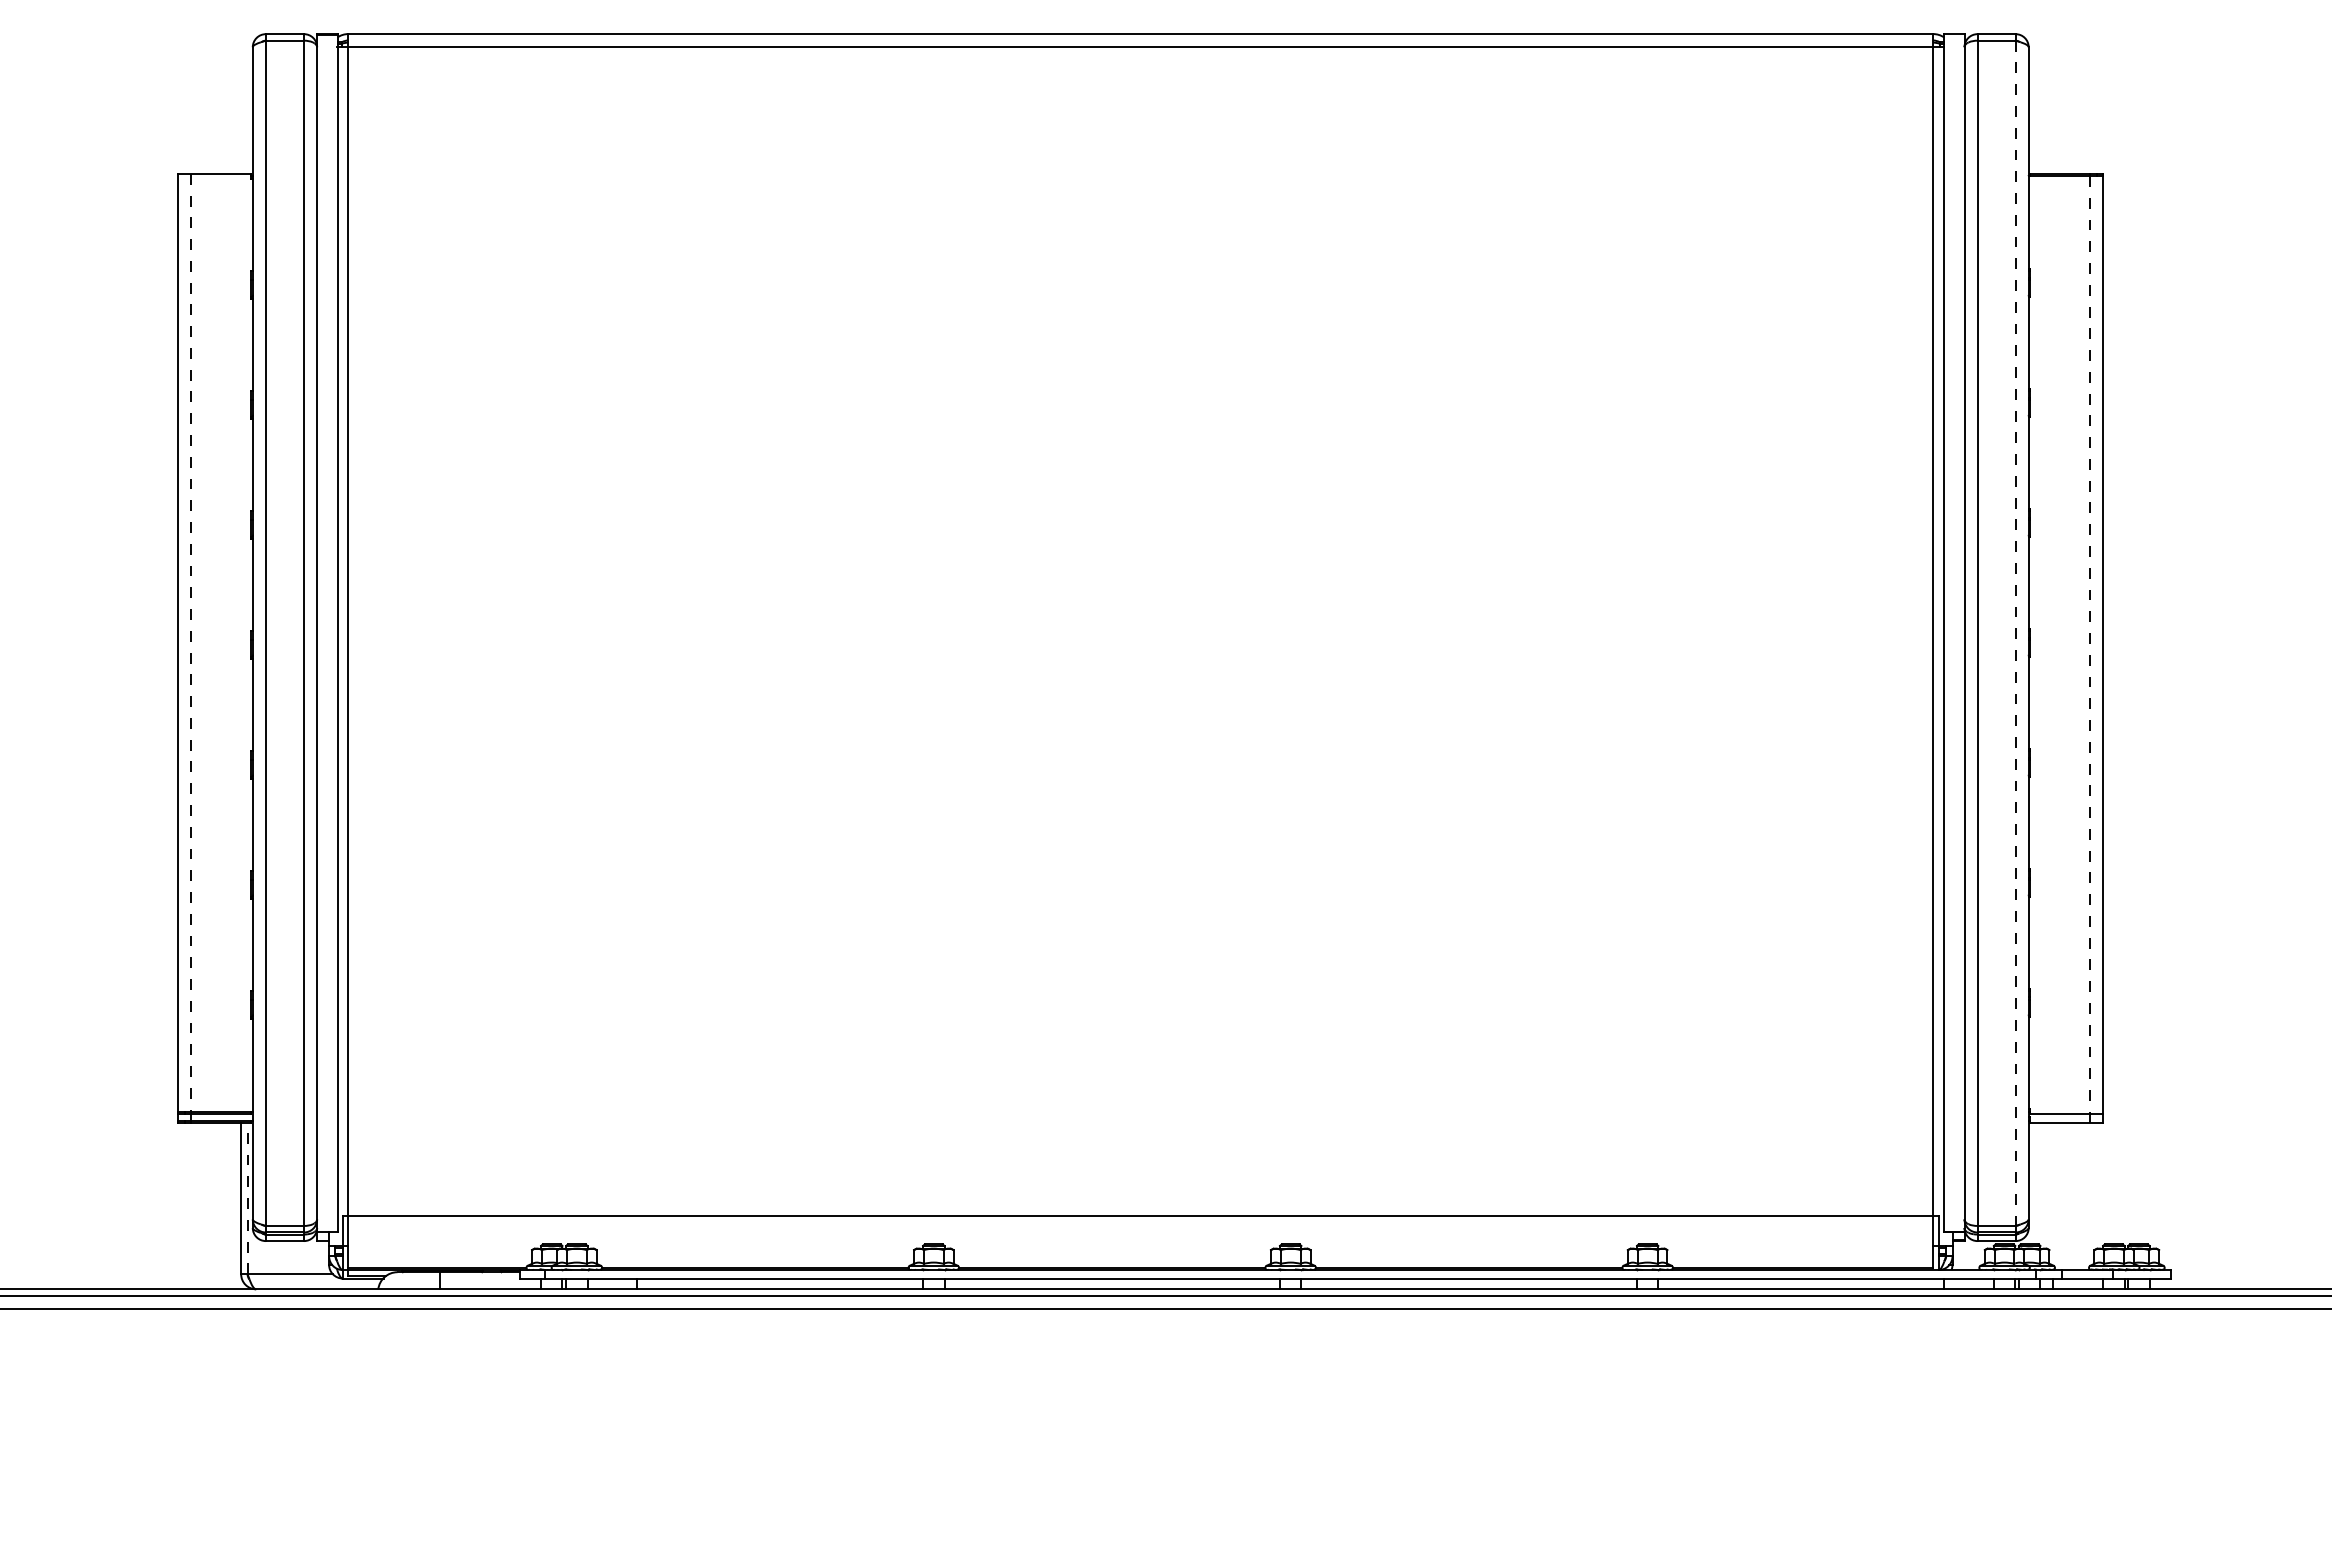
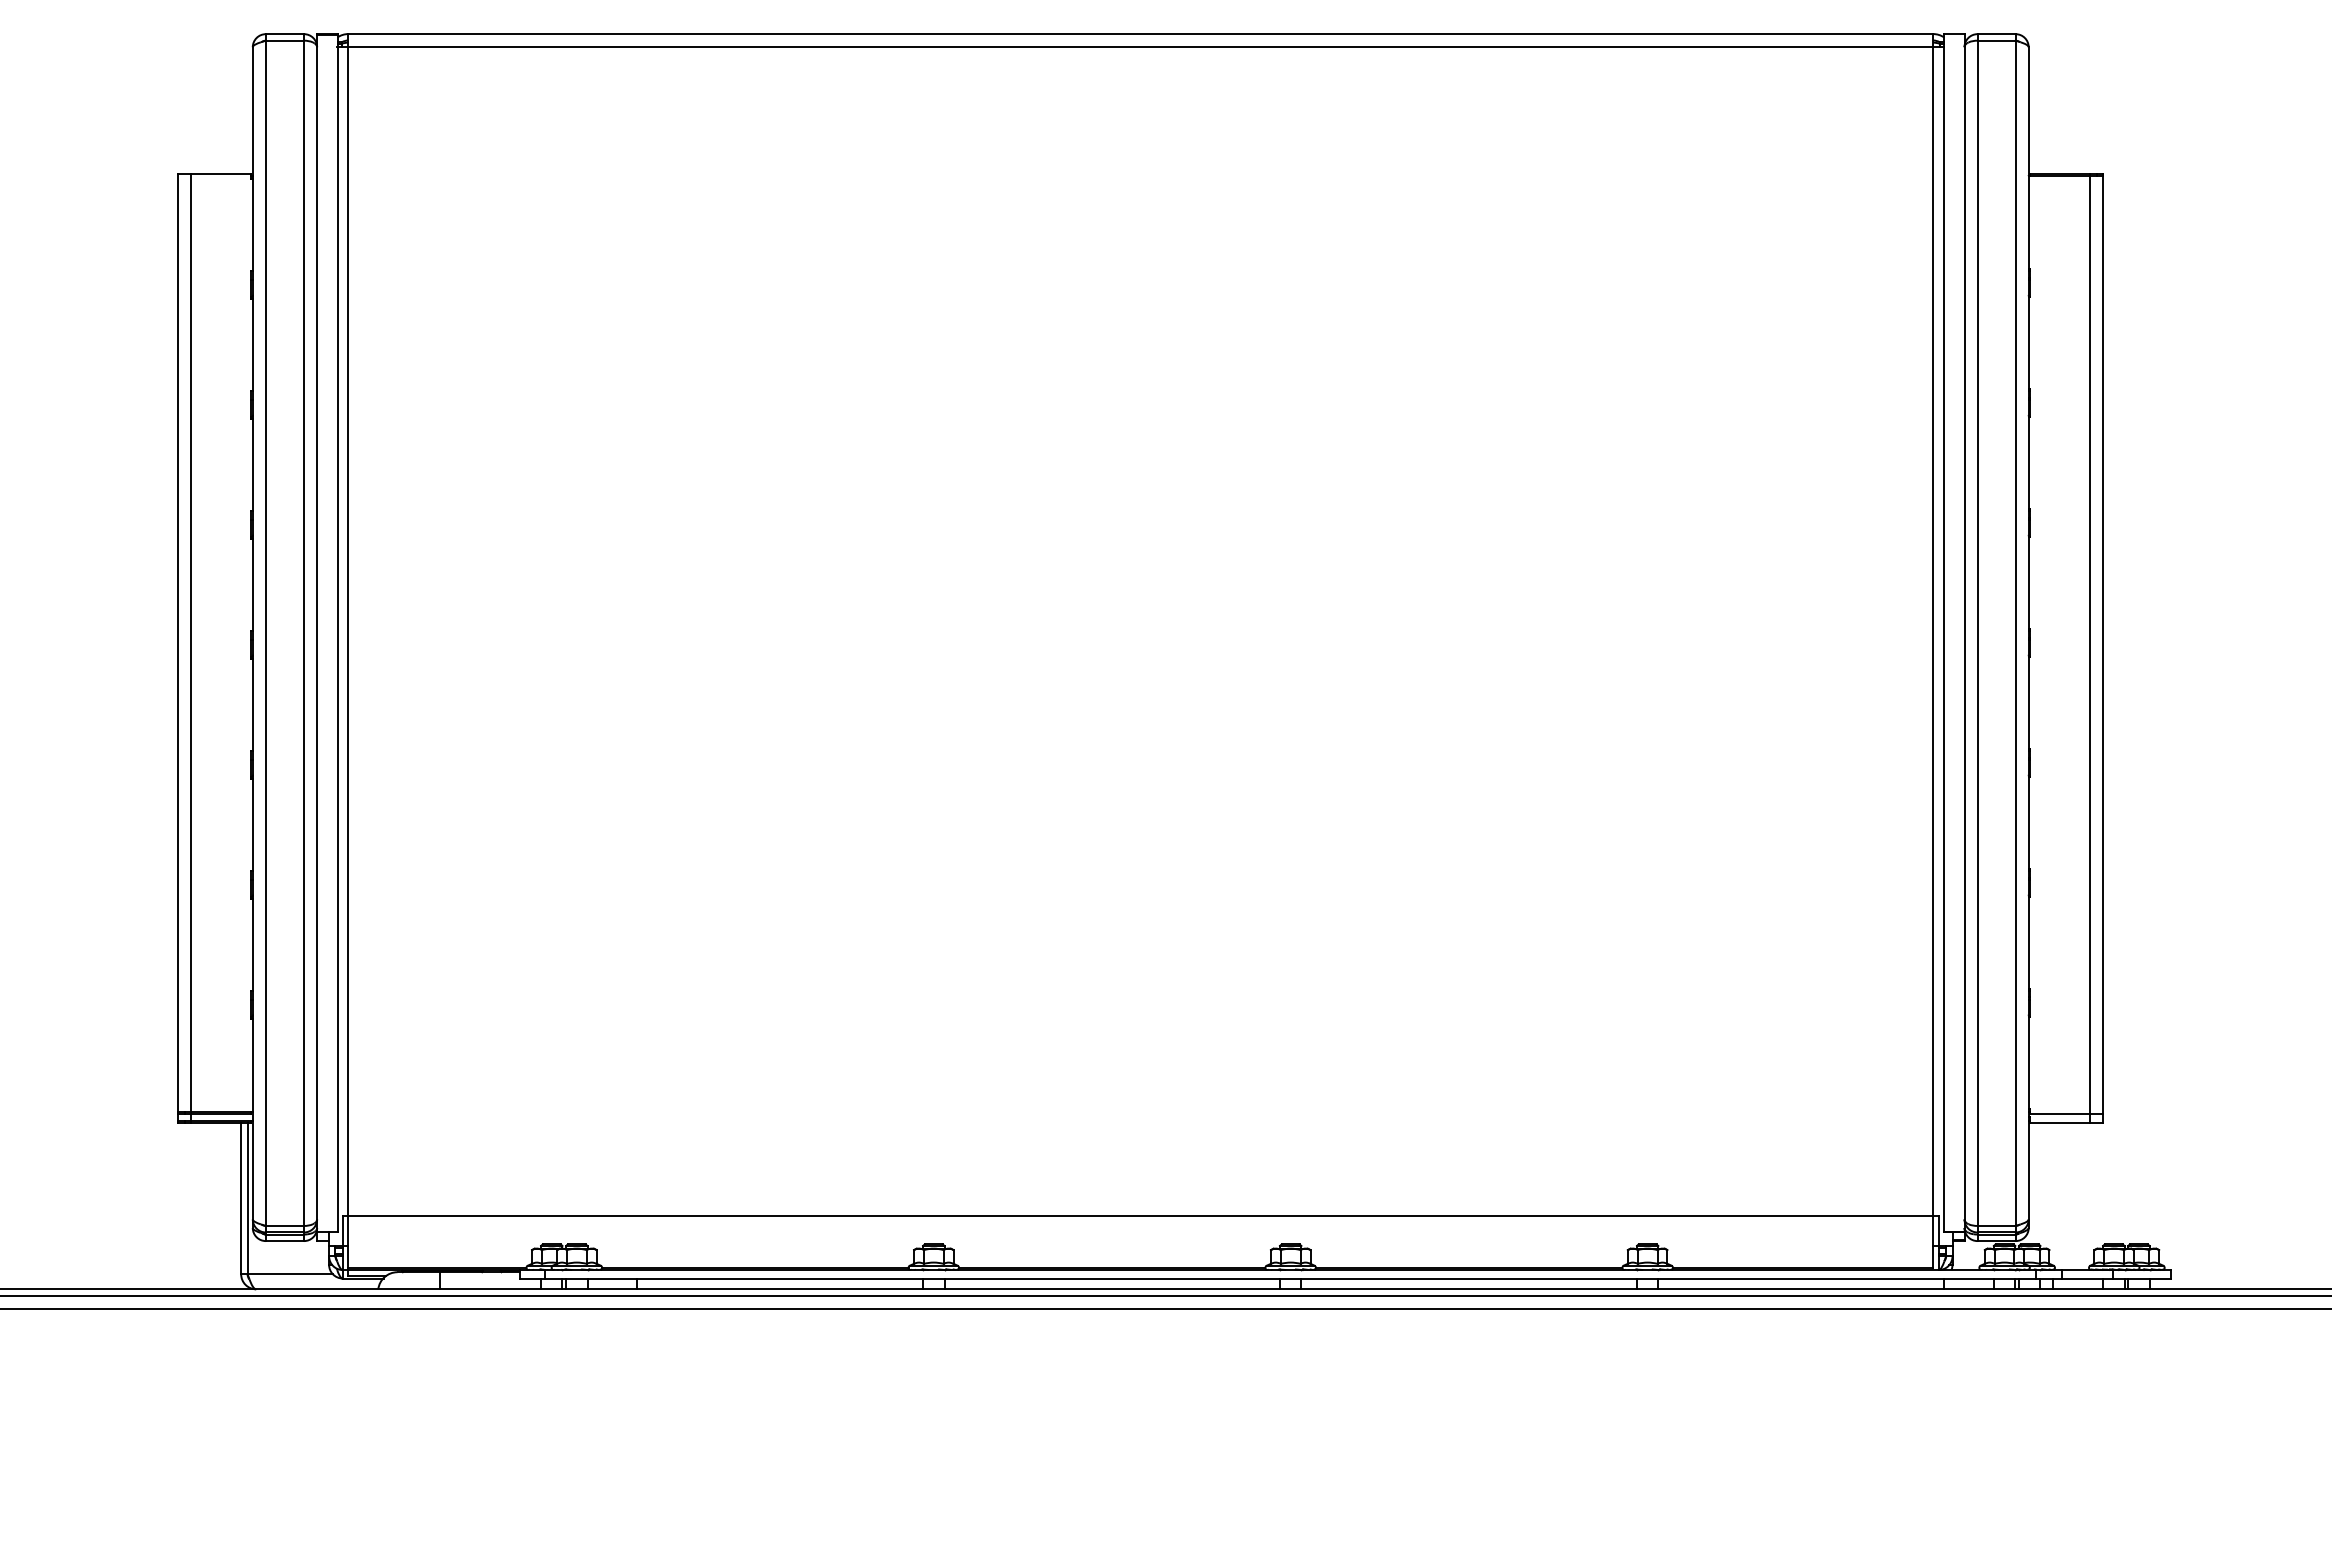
line: dashed -> solid (2015, 633)
line: dashed -> solid (191, 643)
line: dashed -> solid (2090, 648)
line: dashed -> solid (247, 1198)
